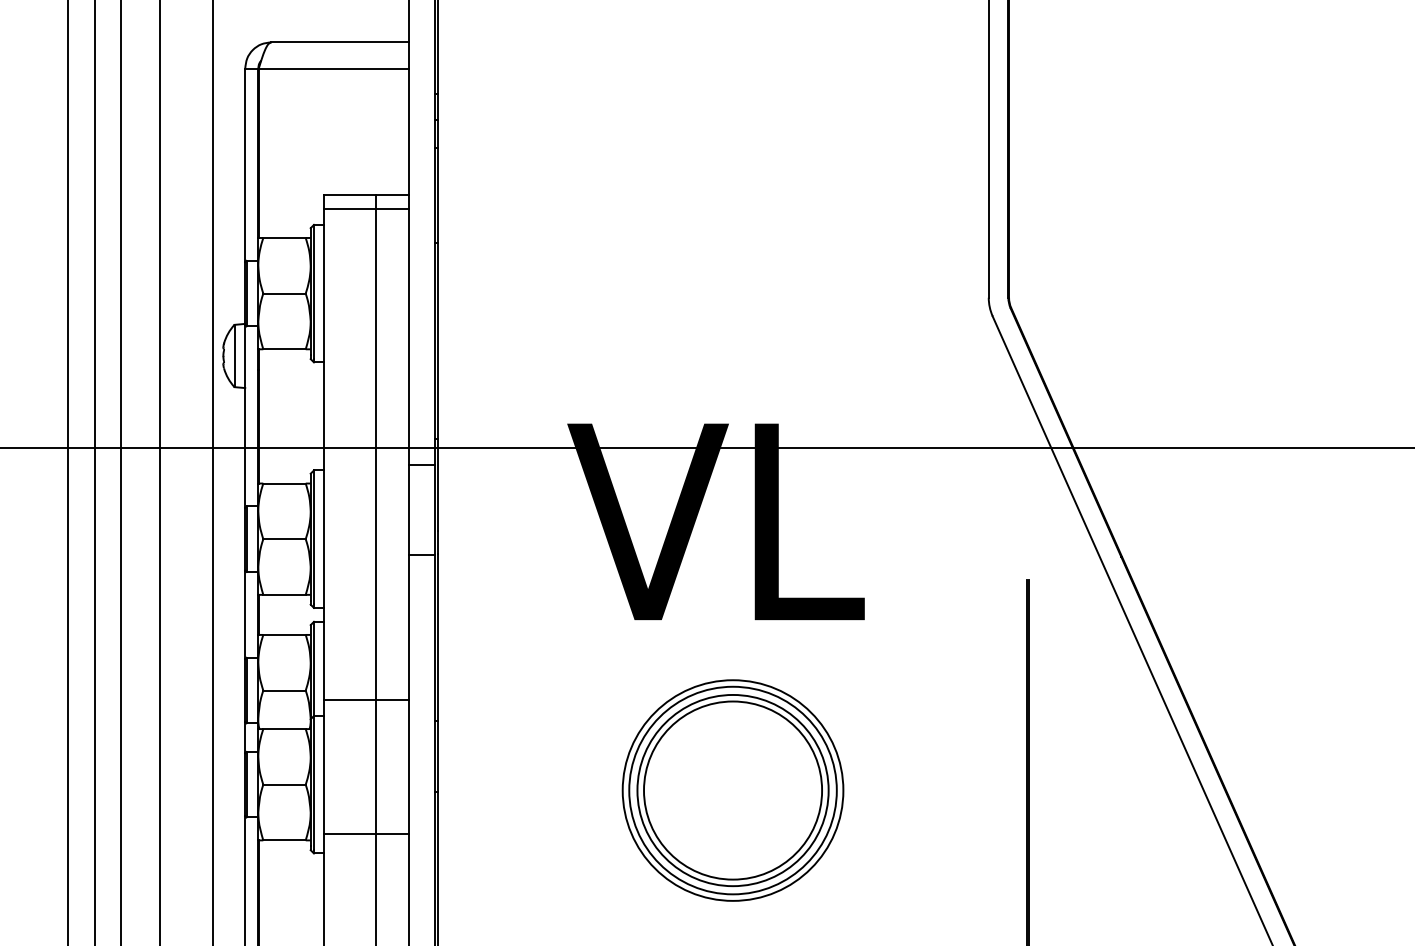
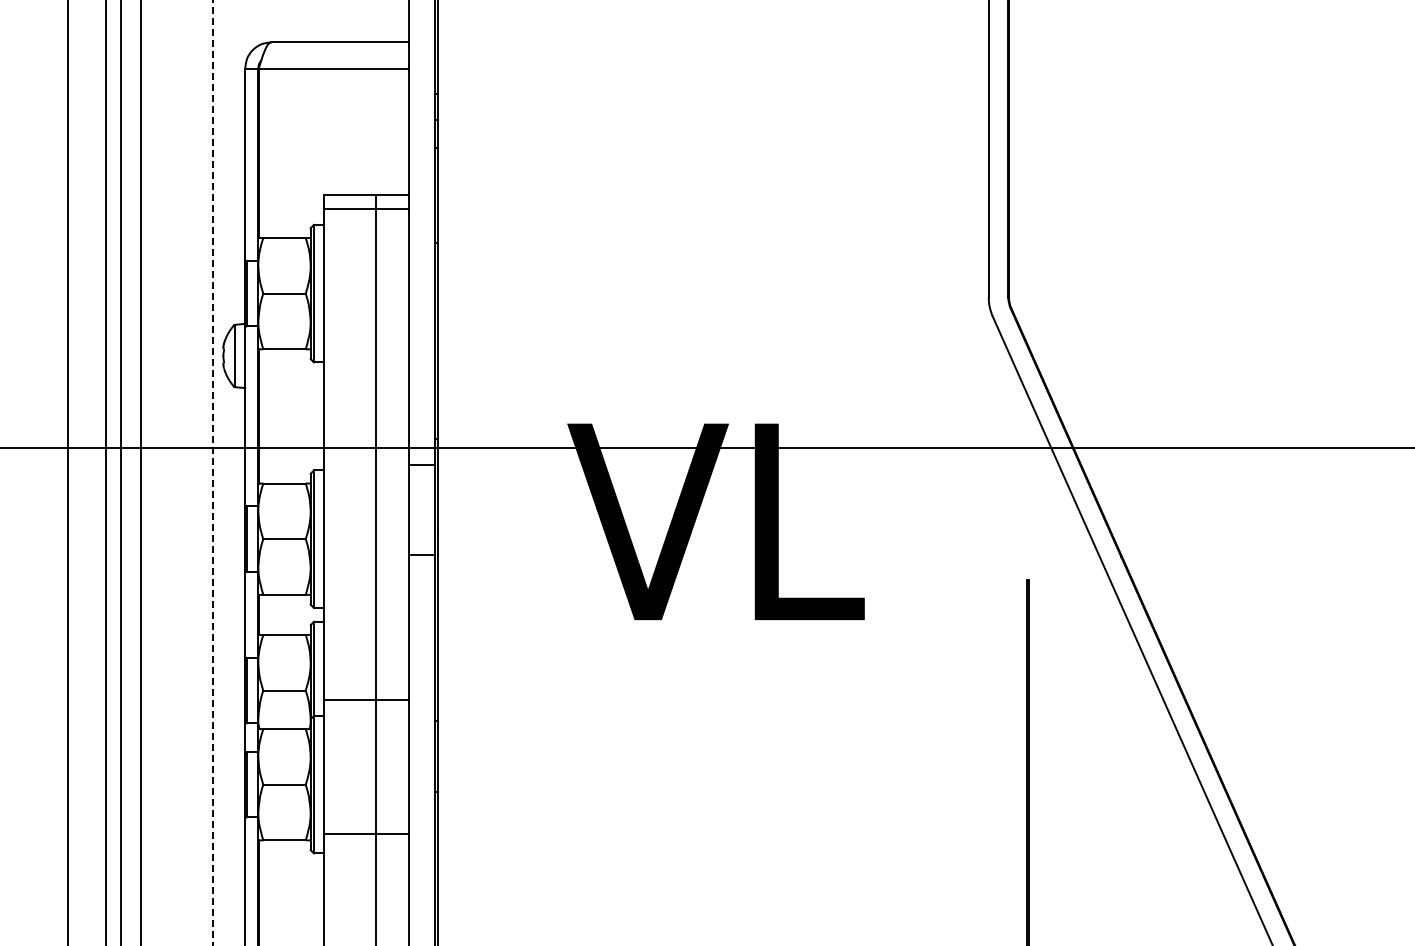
line position: (94, 472) -> (105, 472) (105, 472)
line position: (160, 472) -> (141, 472) (141, 472)
line: solid -> dashed (212, 472)
part: present -> none (732, 790)
